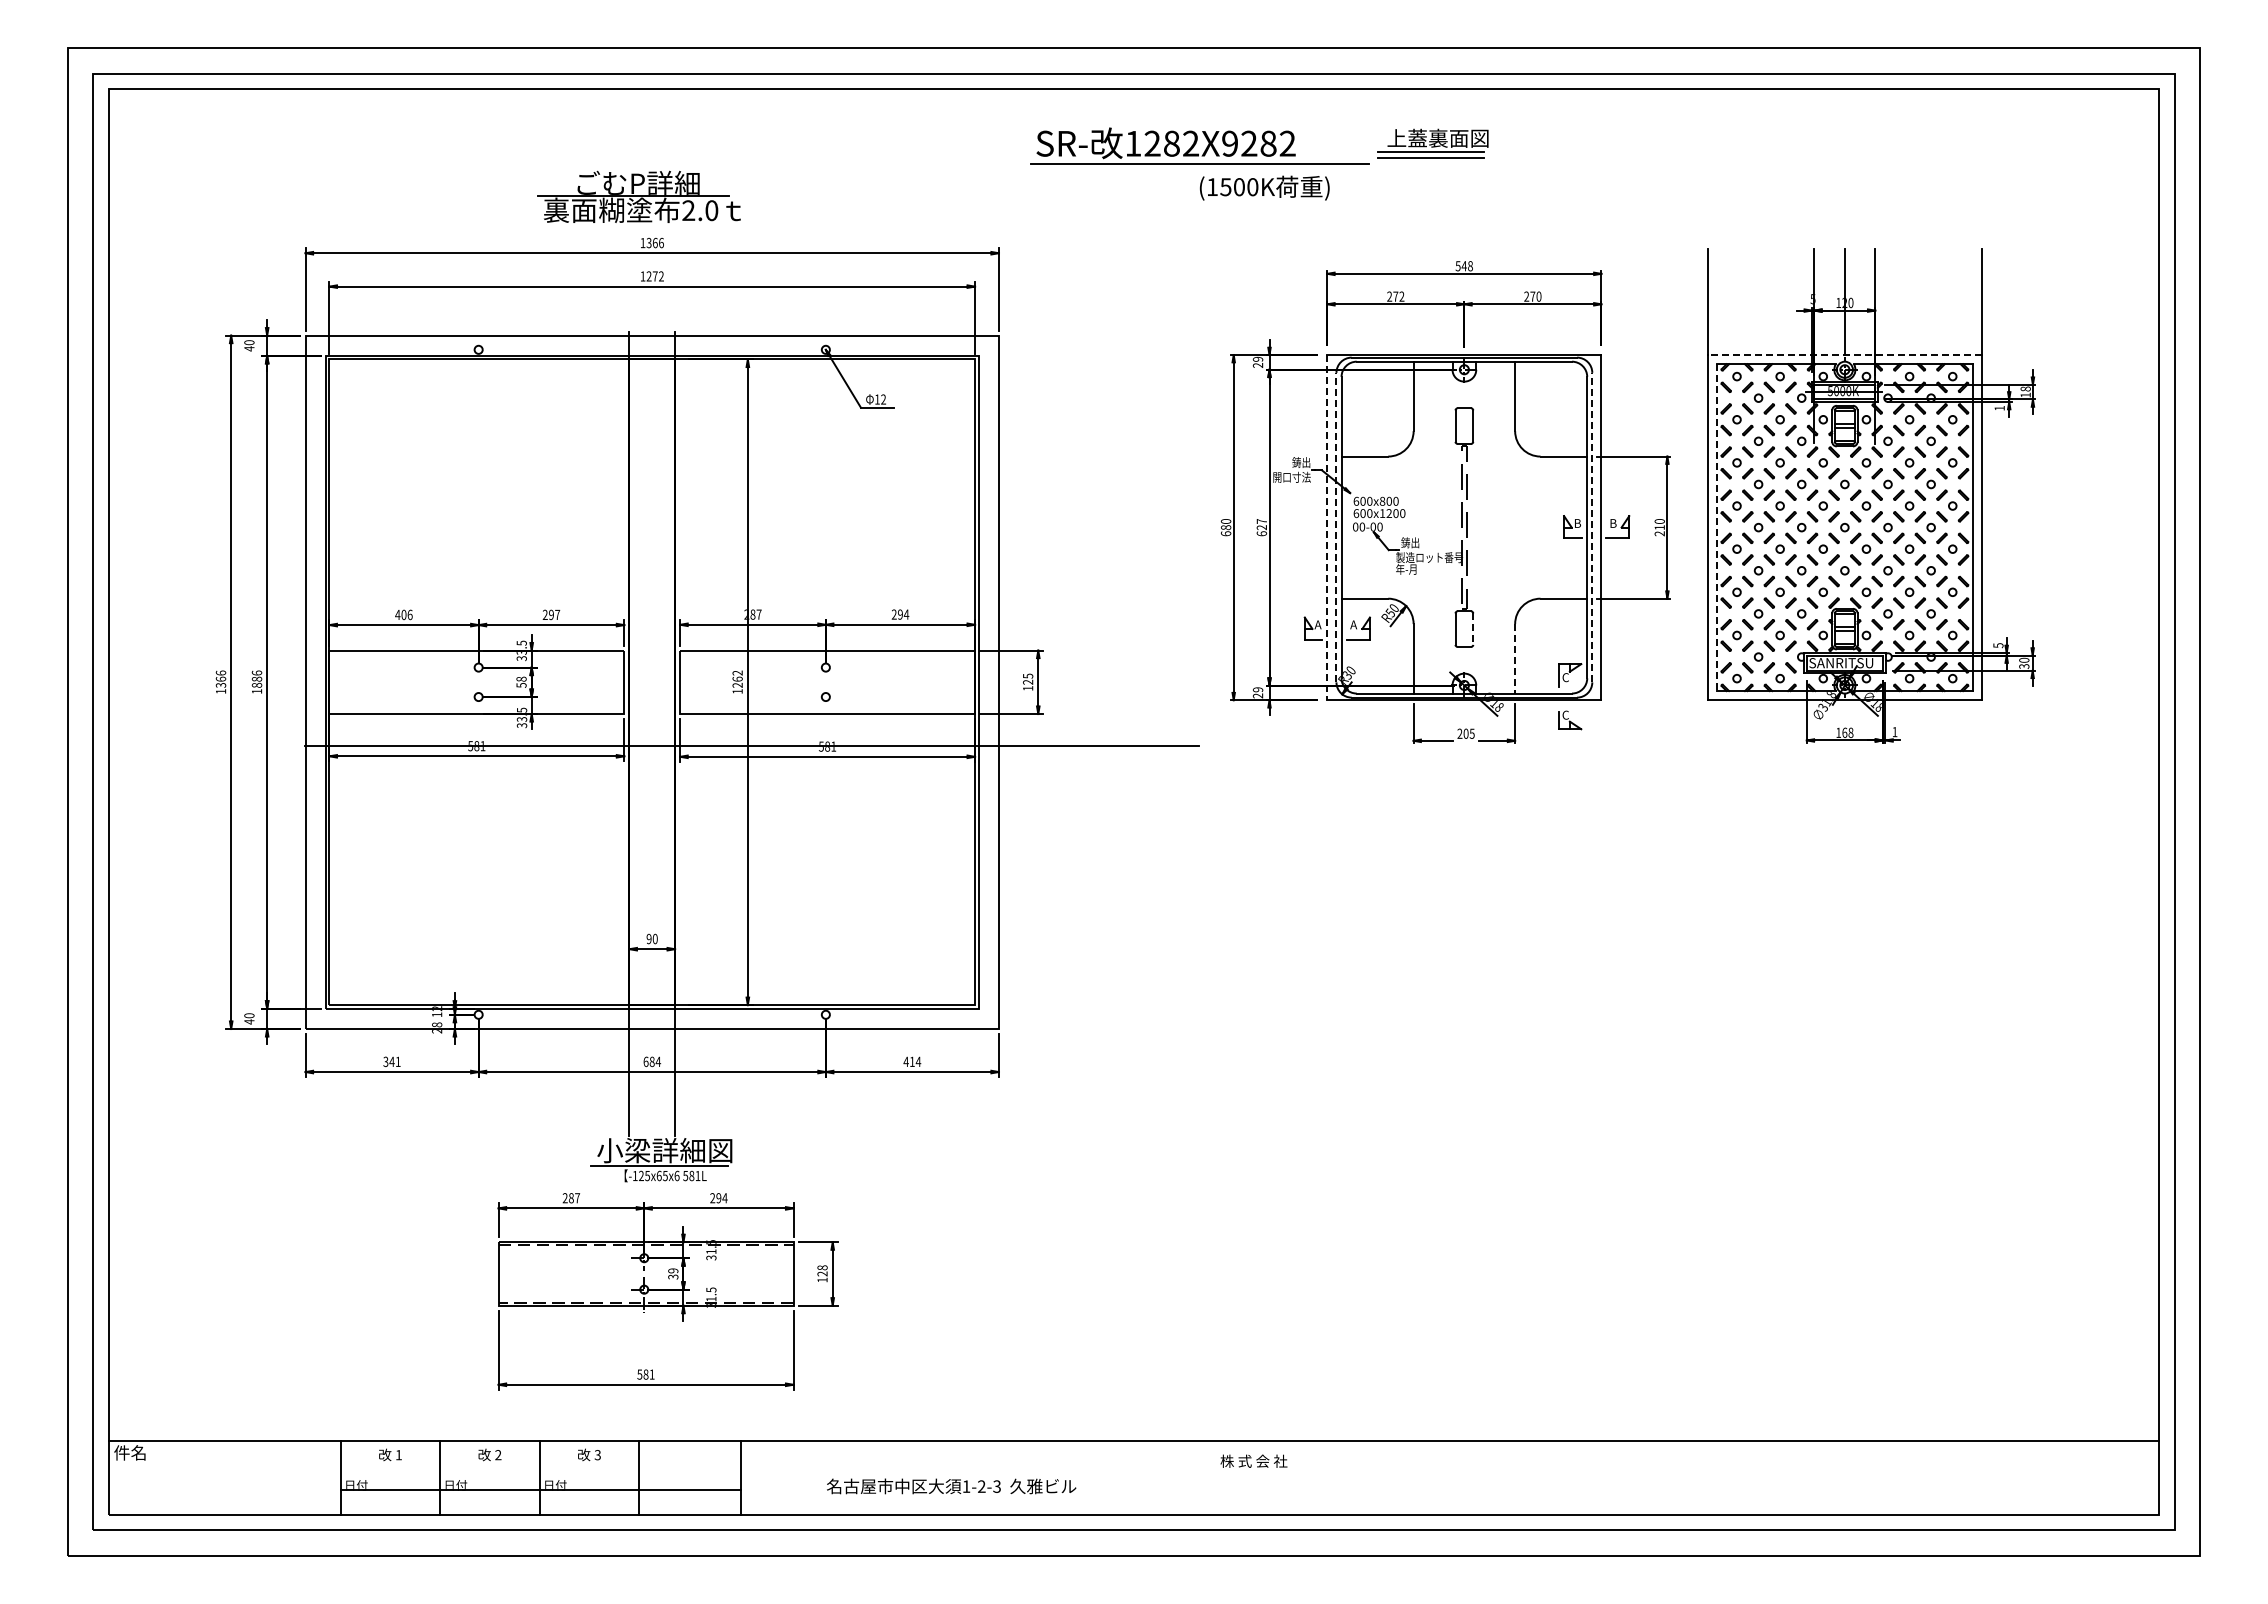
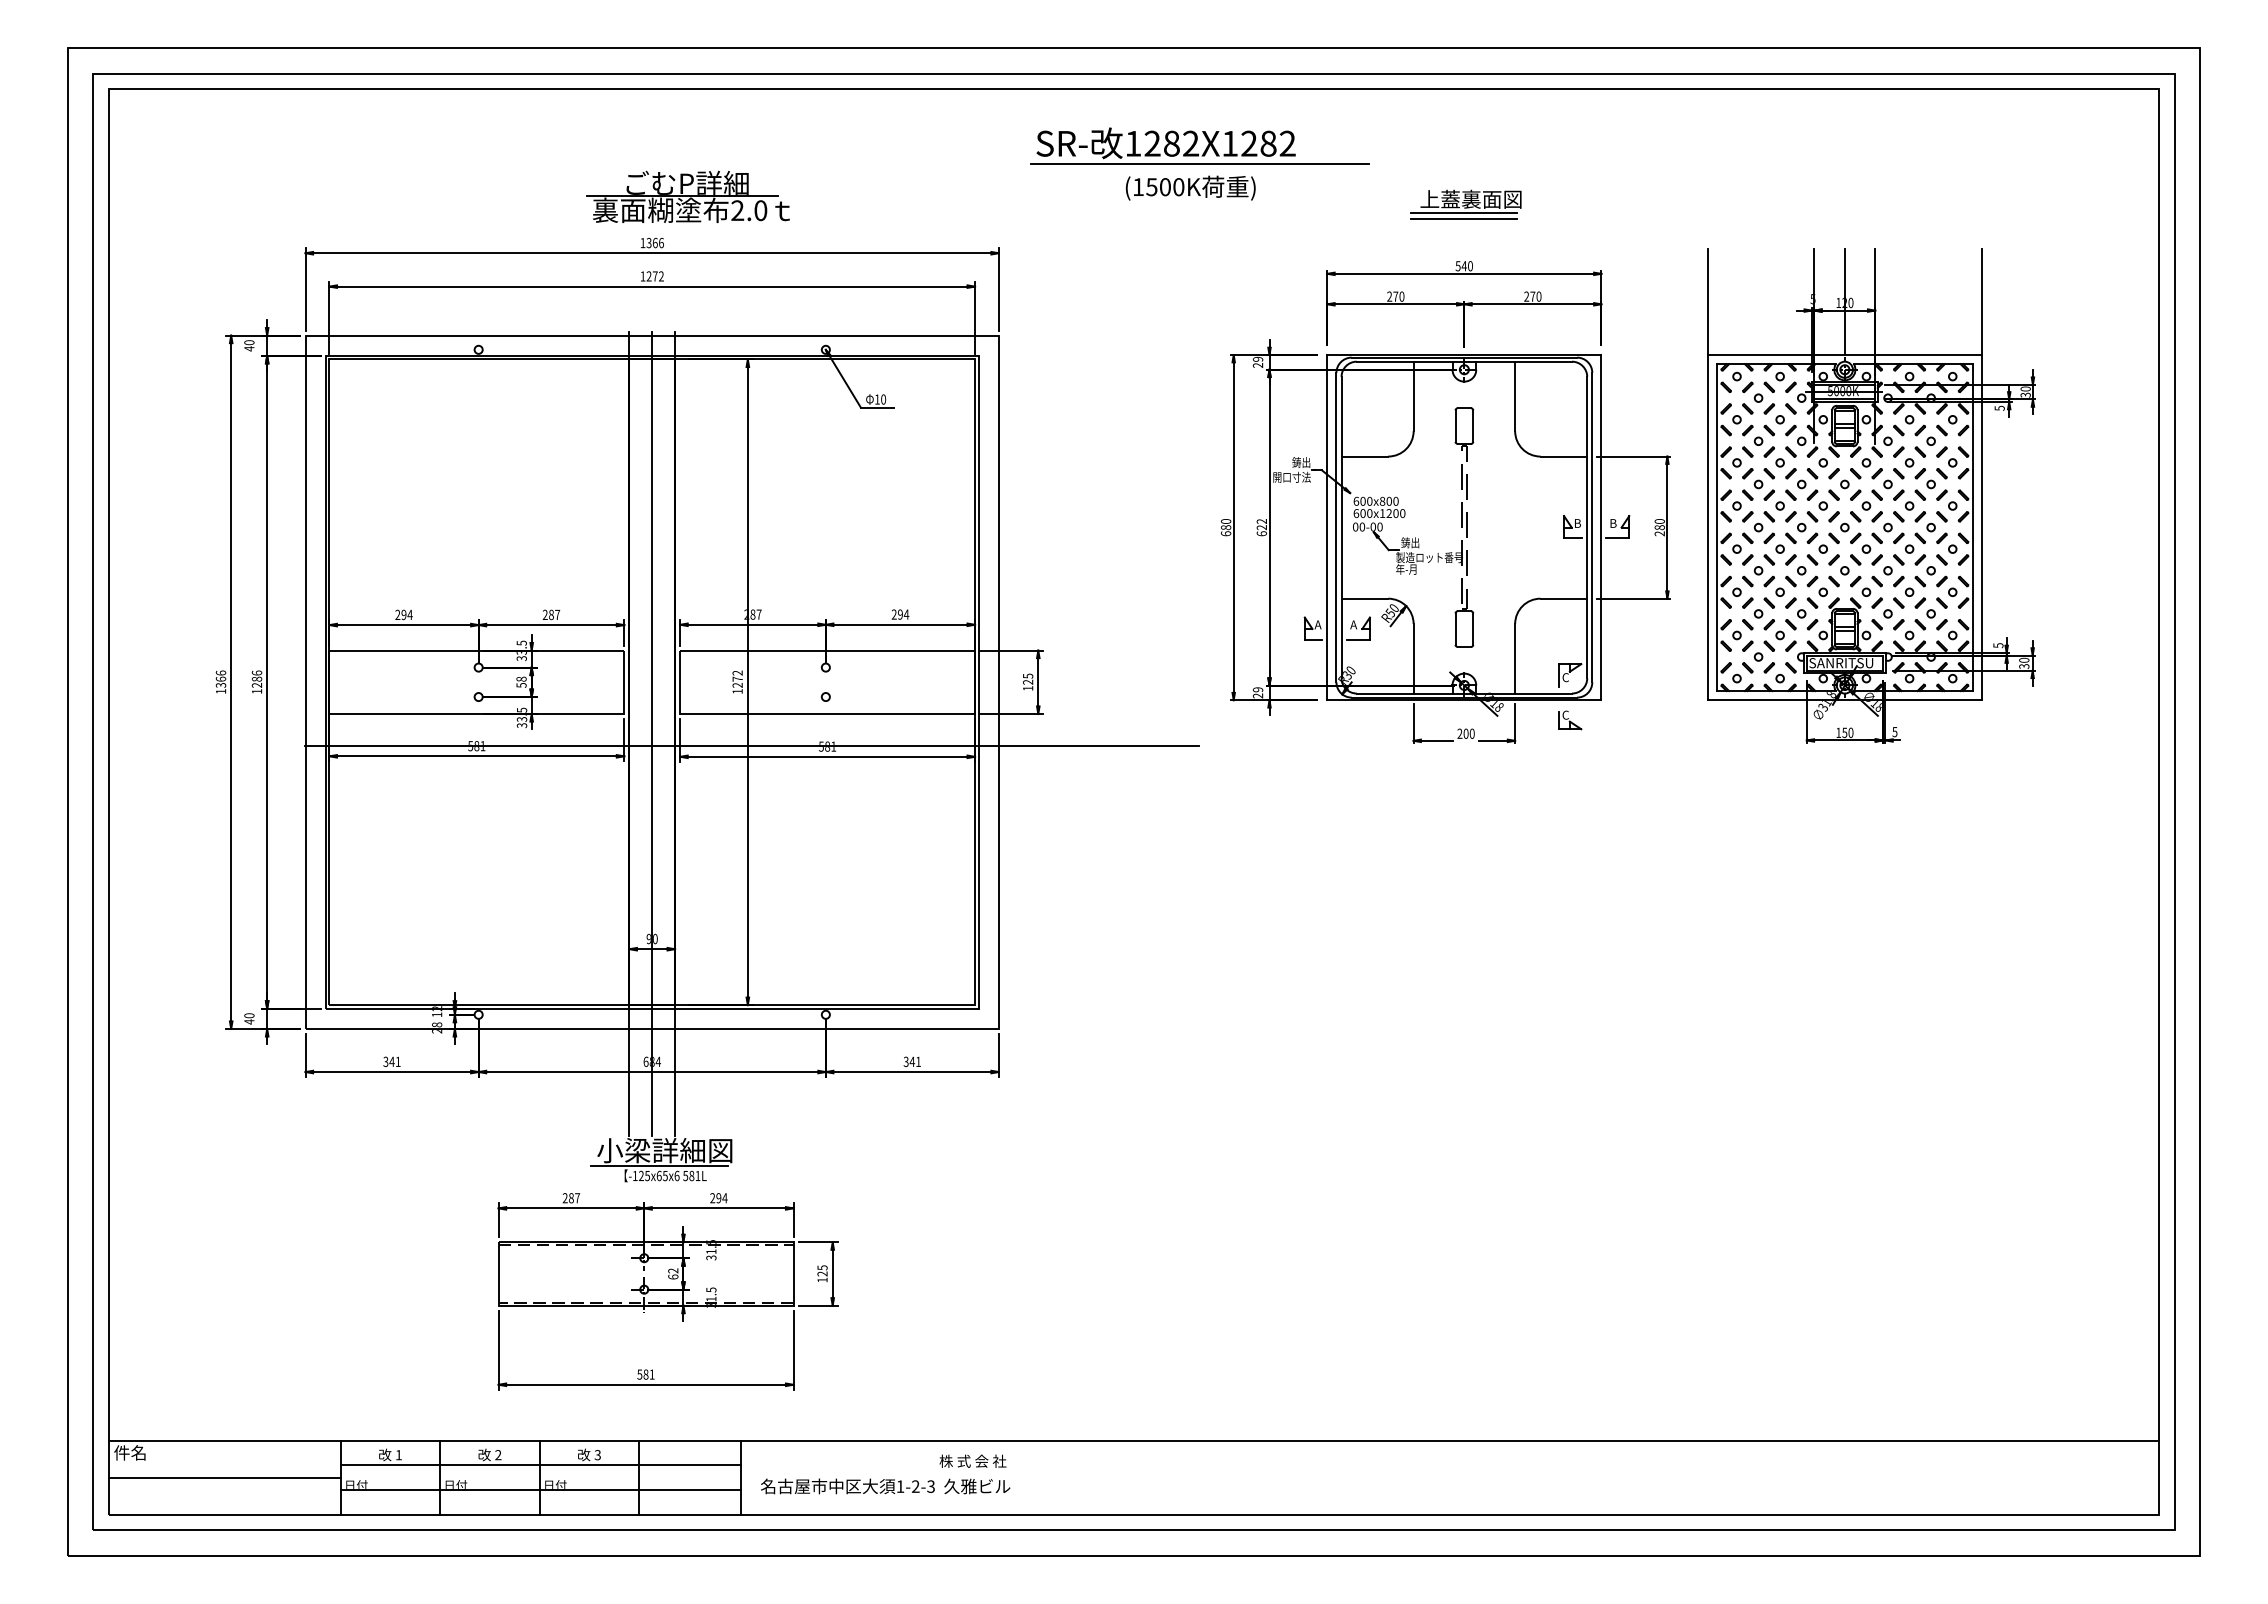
text: 1282X9282 -> 1282X1282 (1229, 143)
part position: (1432, 143) -> (1465, 204) (1465, 204)
text position: (1264, 187) -> (1190, 187) (1190, 187)
part position: (638, 196) -> (687, 196) (687, 196)
text: 548 -> 540 (1470, 266)
text: 272 -> 270 (1401, 296)
line: dashed -> solid (1844, 355)
text: 18 -> 30 (2025, 391)
text: 12 -> 10 (883, 399)
text: 1 -> 5 (1999, 407)
text: 627 -> 622 (1261, 521)
line: dashed -> solid (1327, 527)
line: dashed -> solid (1336, 527)
line: dashed -> solid (1592, 527)
text: 210 -> 280 (1659, 527)
line: dashed -> solid (1716, 528)
text: 406 -> 294 (403, 614)
text: 297 -> 287 (551, 614)
line: dashed -> solid (1473, 629)
line: dashed -> solid (1515, 658)
text: 1262 -> 1272 (737, 678)
text: 1886 -> 1286 (257, 684)
text: 168 -> 150 (1847, 732)
text: 1 -> 5 (1894, 732)
line: none -> present (652, 733)
text: 205 -> 200 (1471, 733)
text: 414 -> 341 (912, 1061)
text: 128 -> 125 (822, 1267)
text: 39 -> 62 (673, 1273)
text position: (1253, 1460) -> (972, 1460) (972, 1460)
line: none -> present (540, 1465)
line: none -> present (224, 1477)
text position: (951, 1486) -> (885, 1486) (885, 1486)
